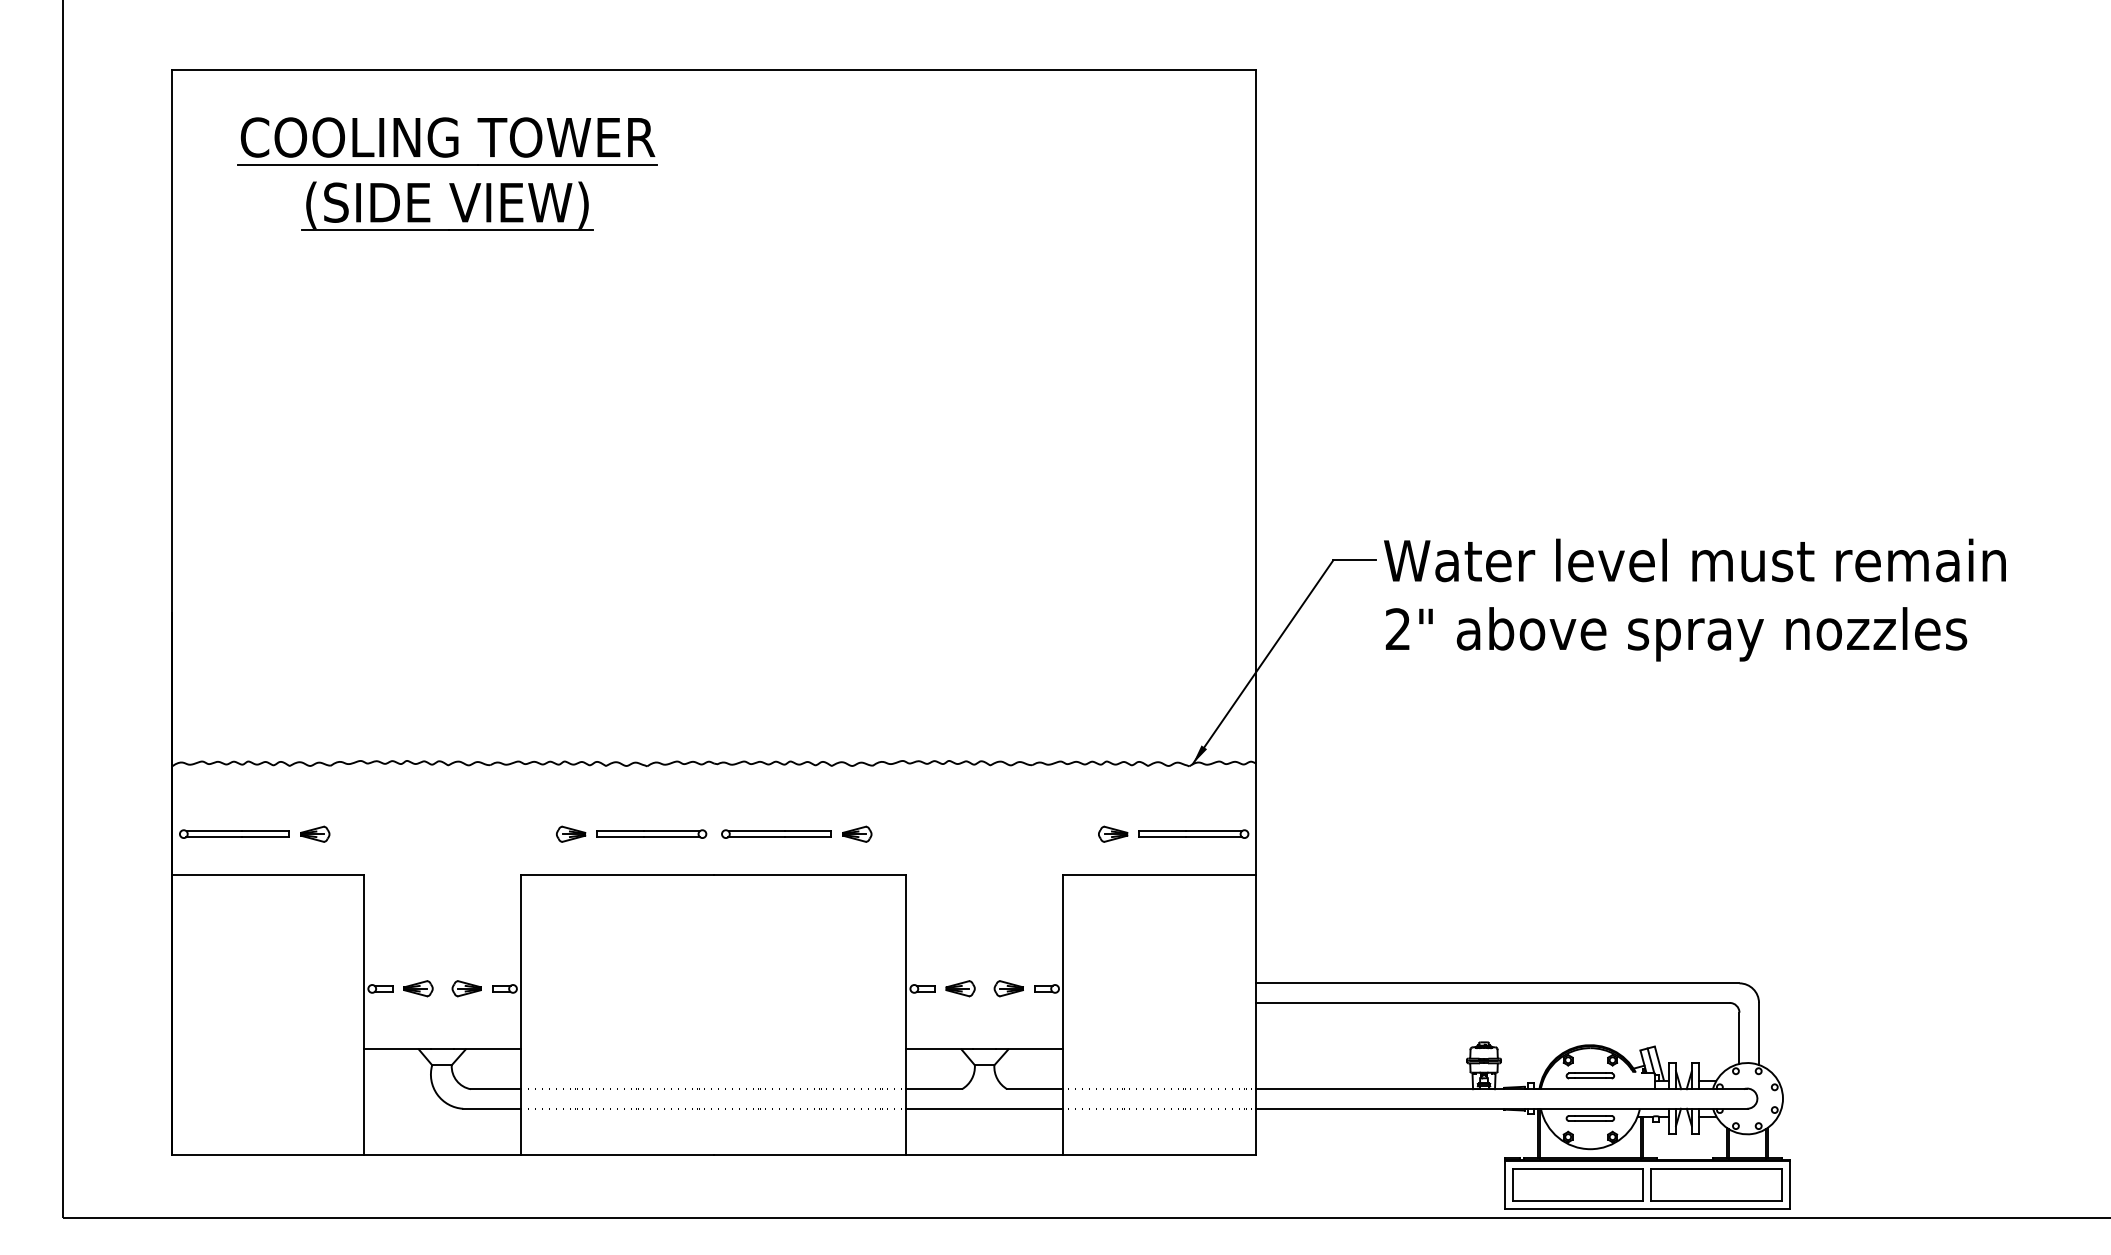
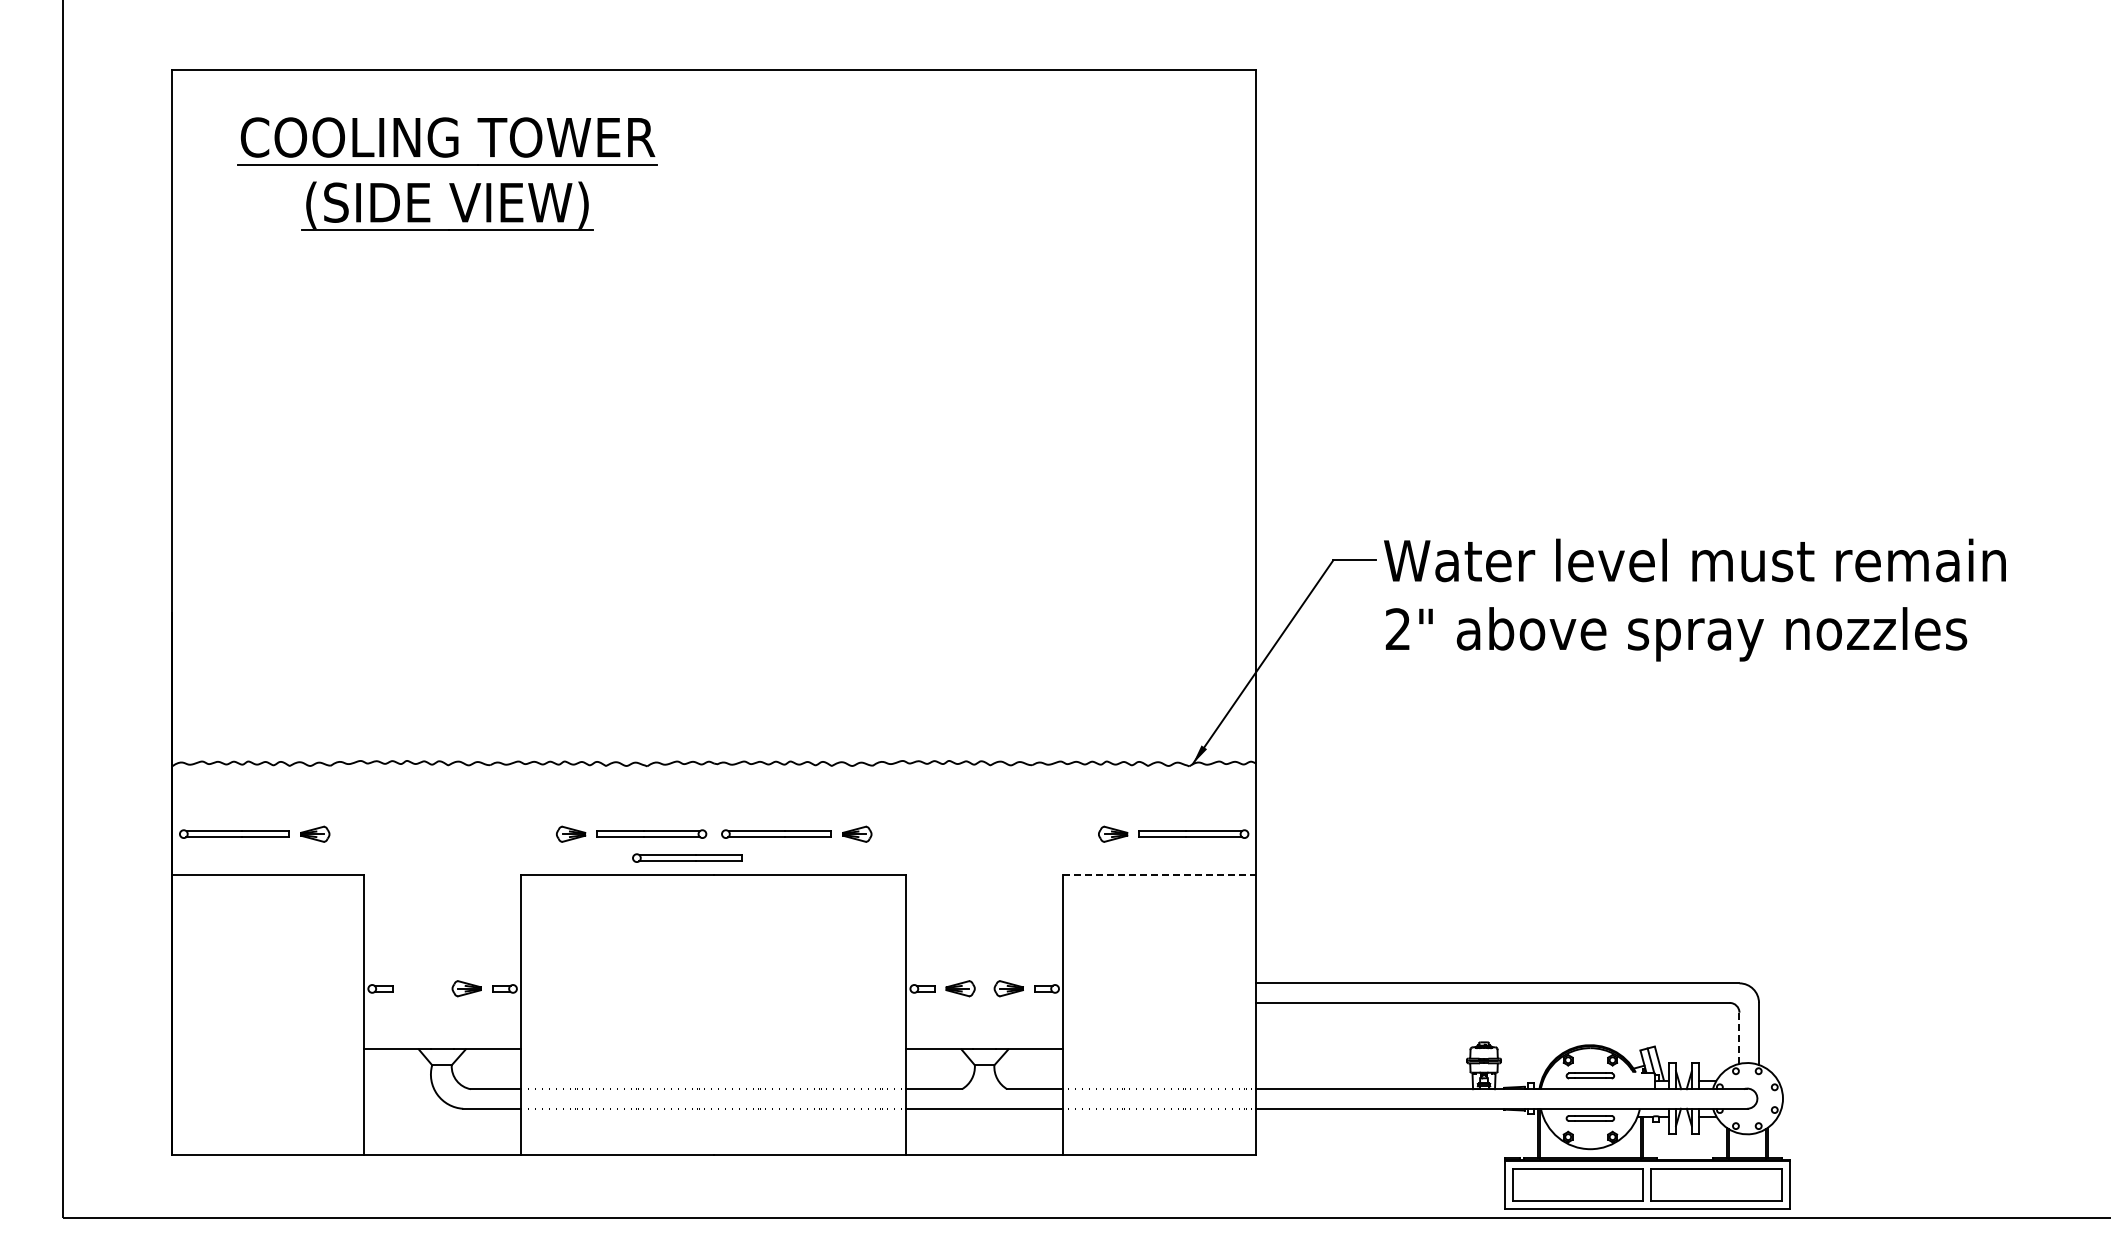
part: none -> present (687, 857)
line: solid -> dashed (1159, 875)
part: present -> none (418, 988)
line: solid -> dashed (1739, 1038)
